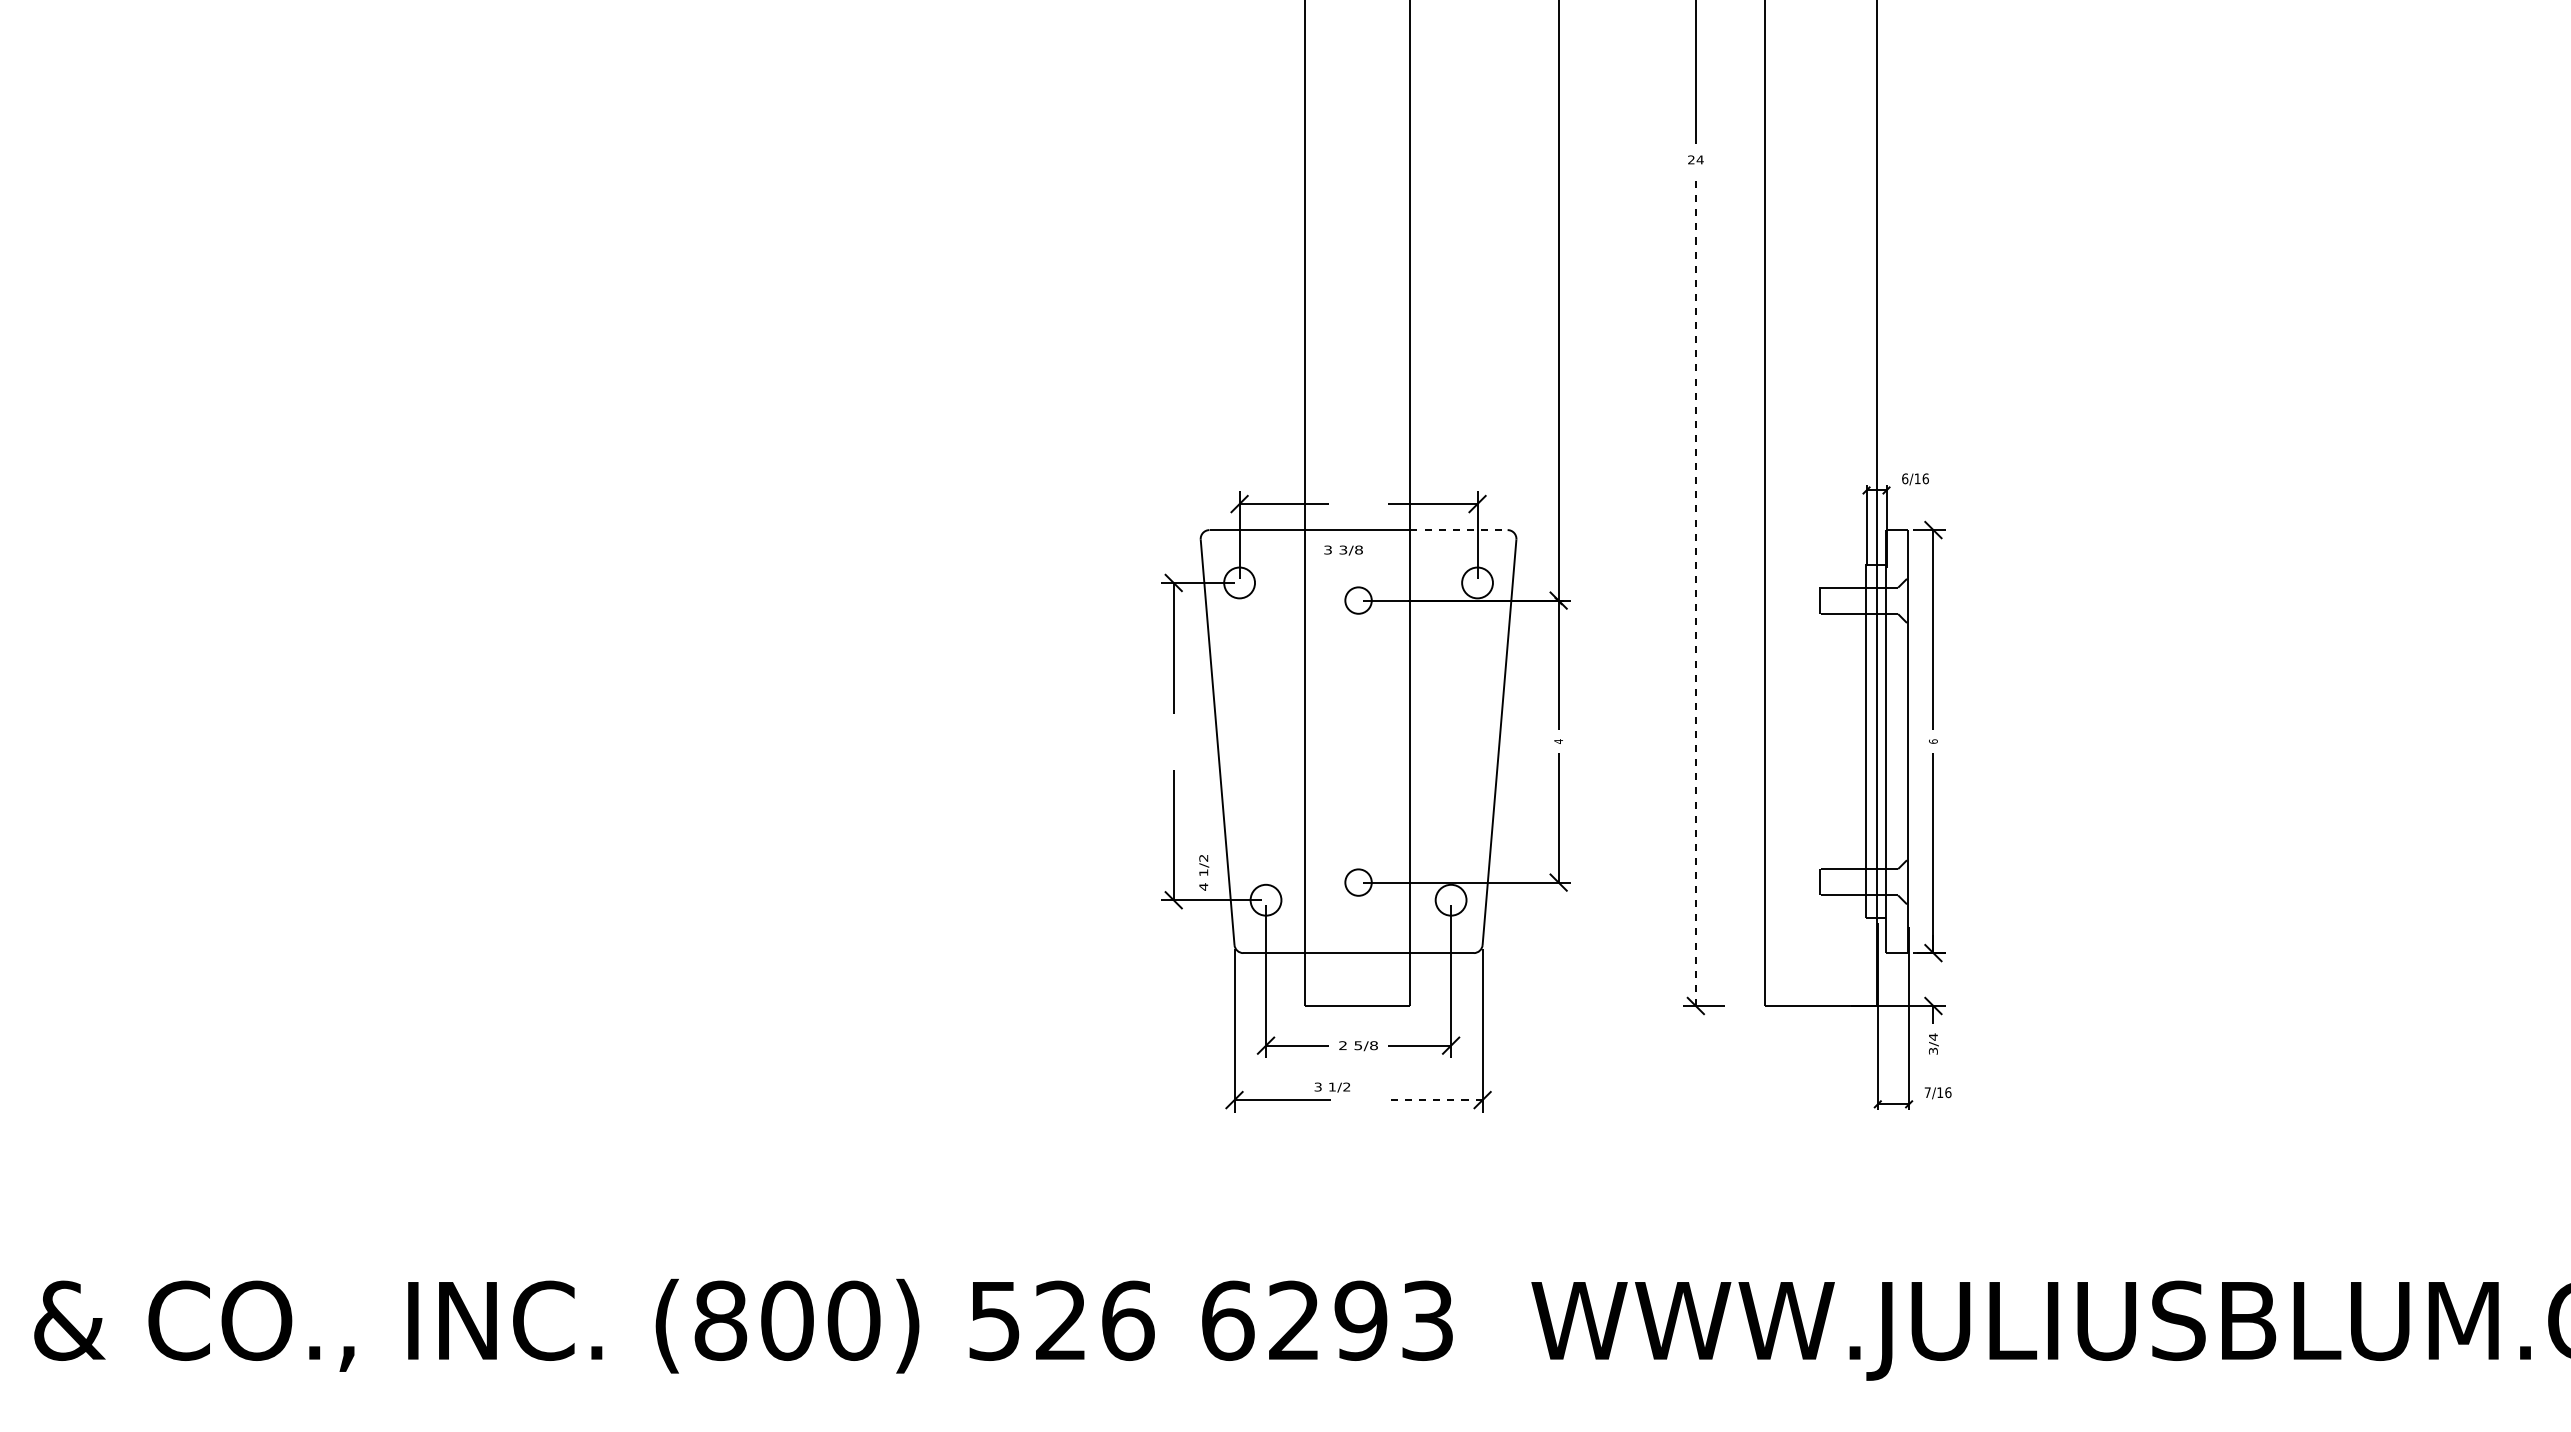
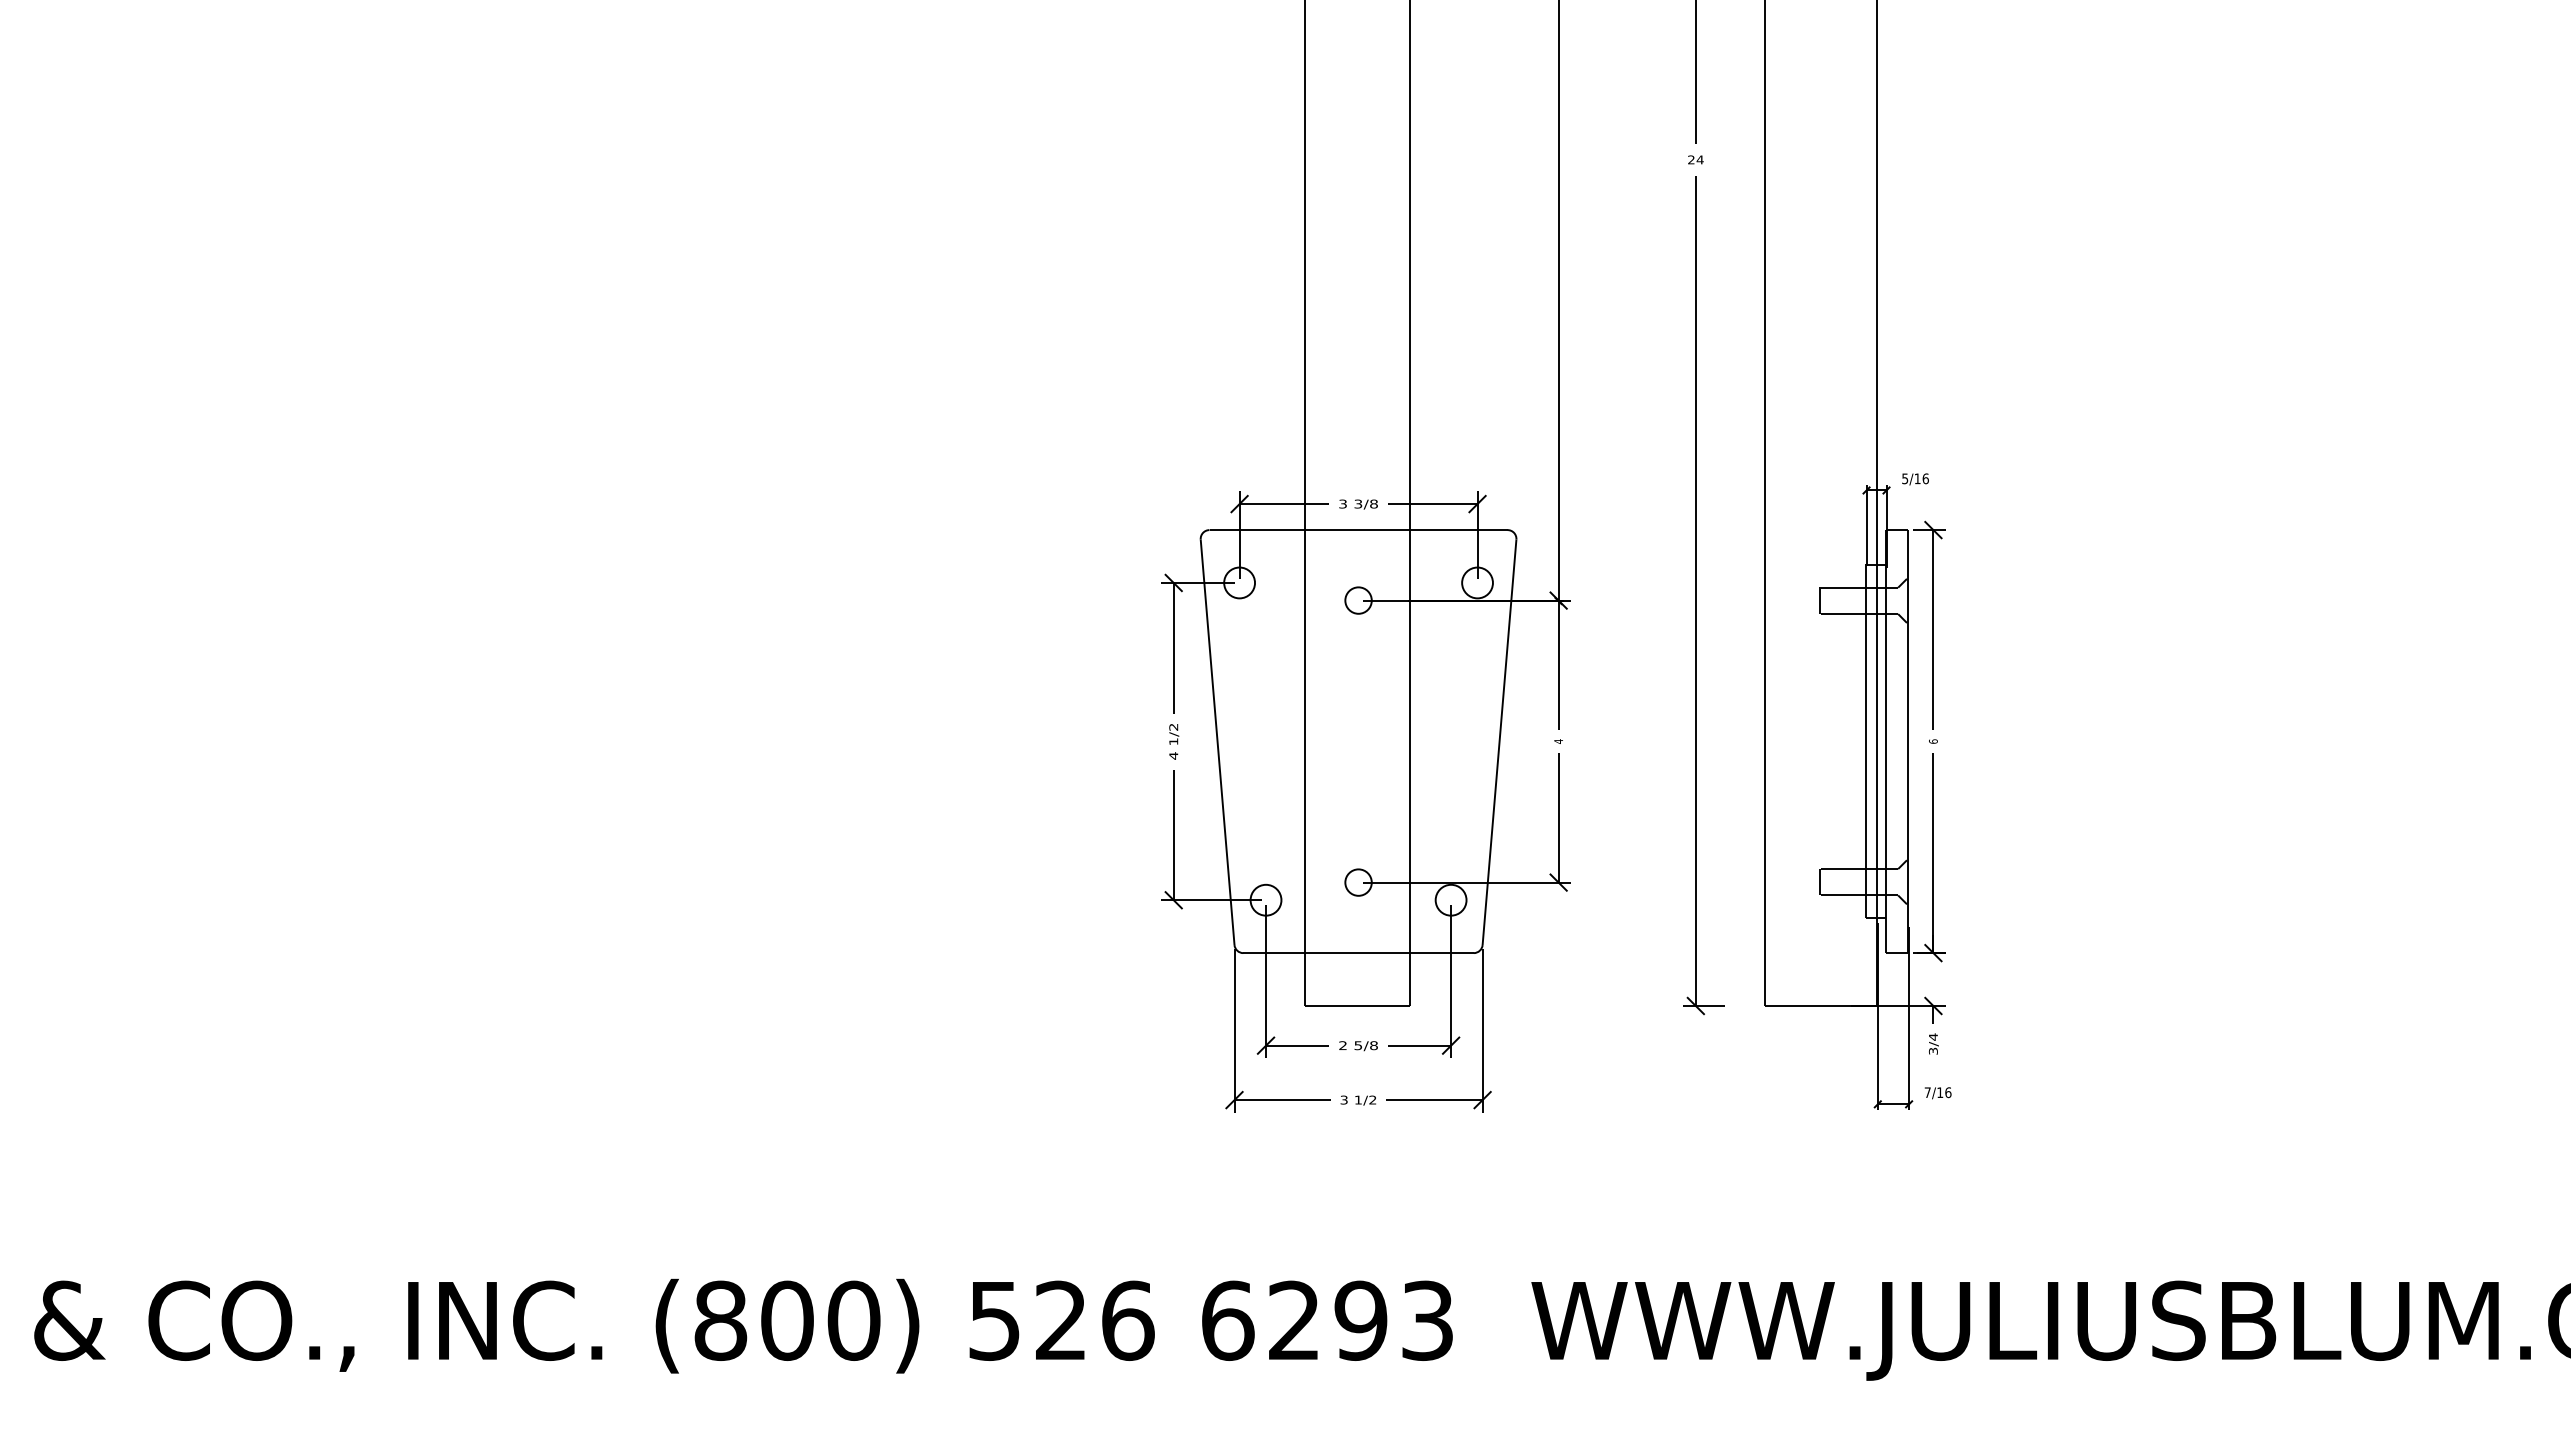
text: 6/16 -> 5/16 (1905, 478)
line: dashed -> solid (1459, 530)
text position: (1343, 550) -> (1358, 504) (1358, 504)
line: dashed -> solid (1695, 591)
text position: (1204, 872) -> (1174, 741) (1174, 741)
text position: (1331, 1087) -> (1357, 1100) (1357, 1100)
line: dashed -> solid (1434, 1100)
